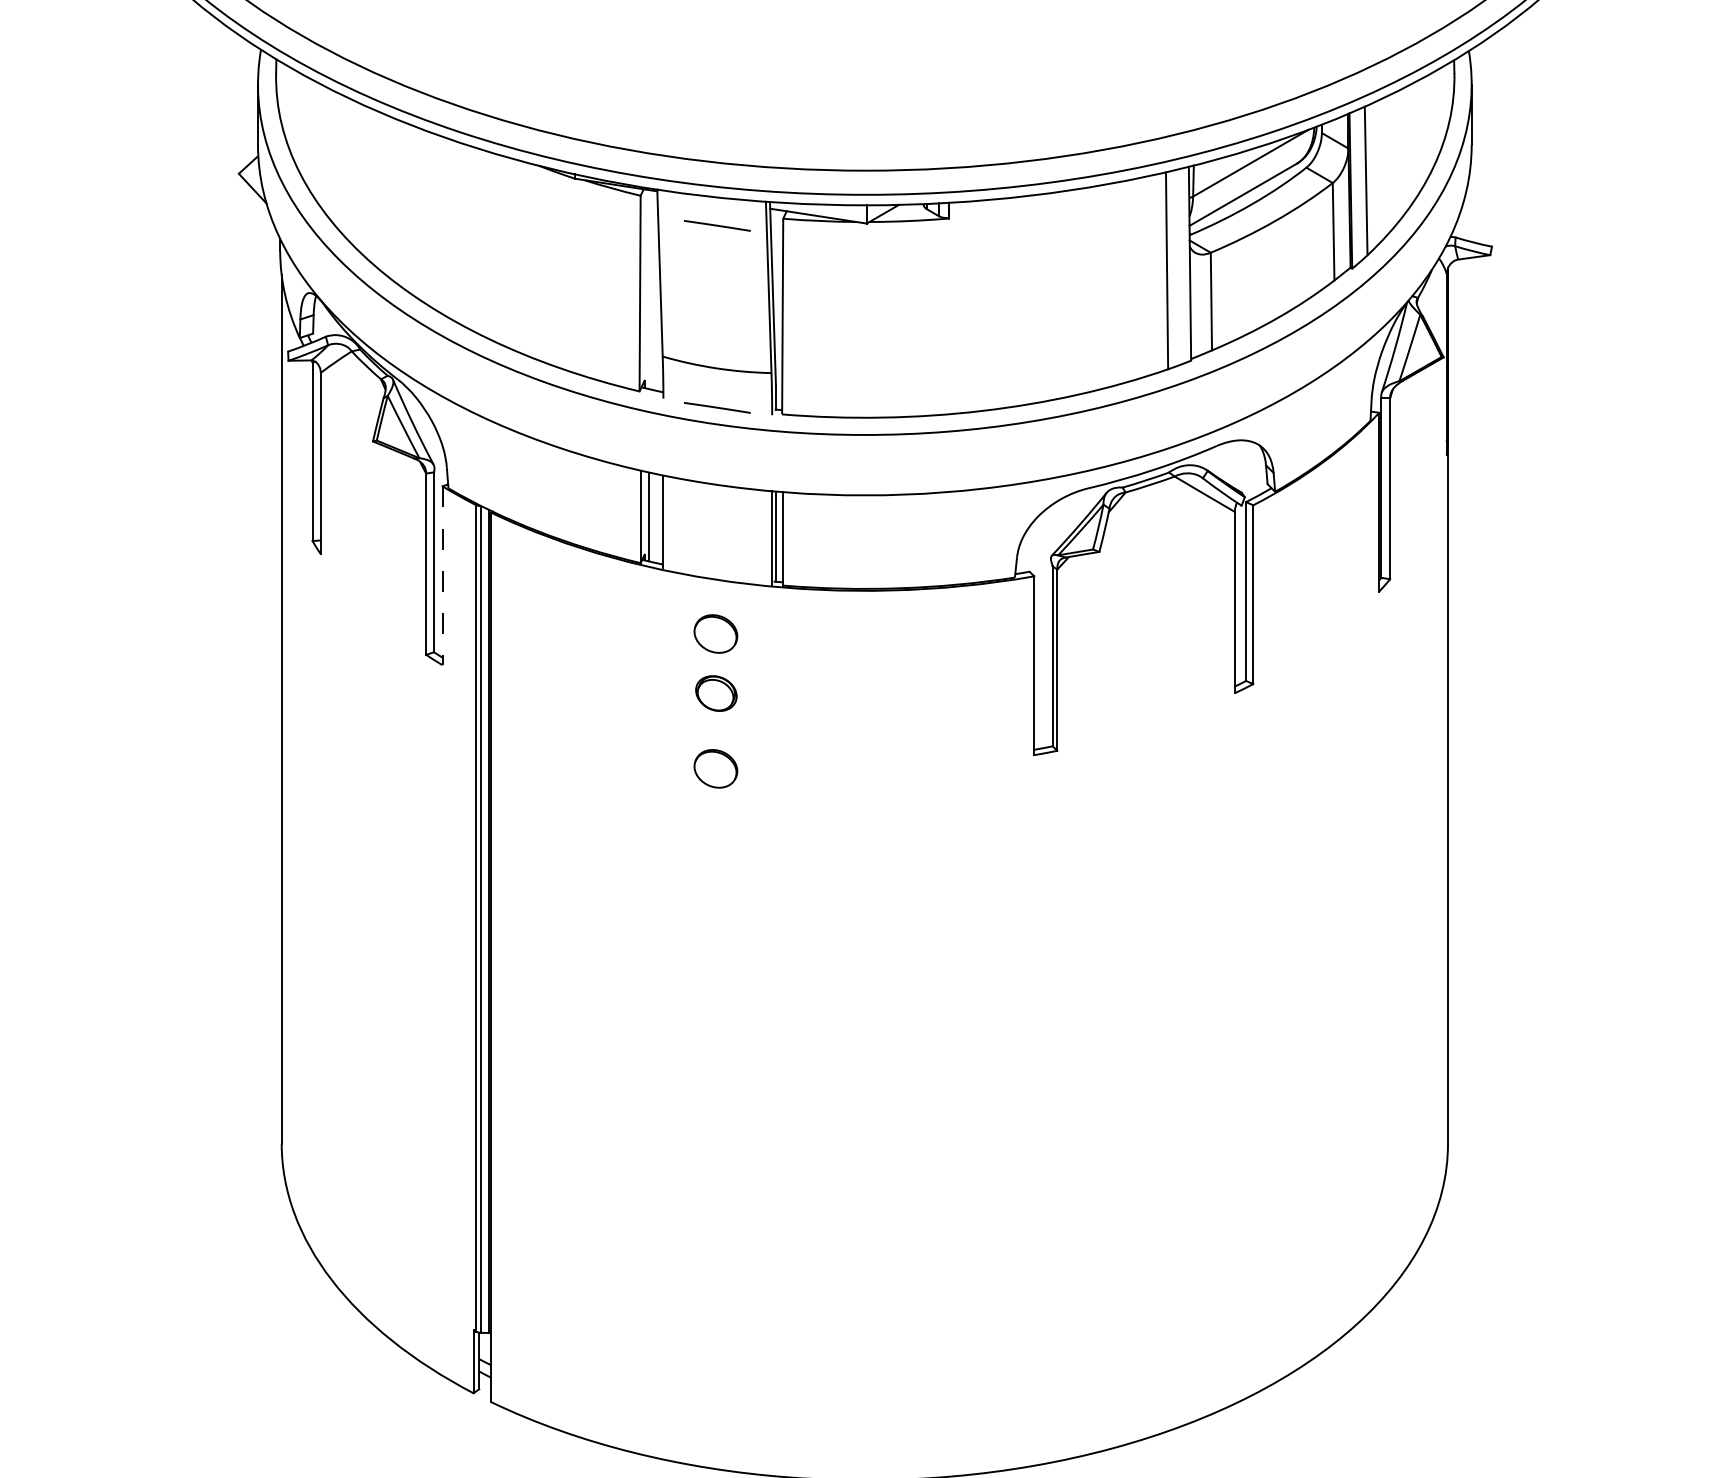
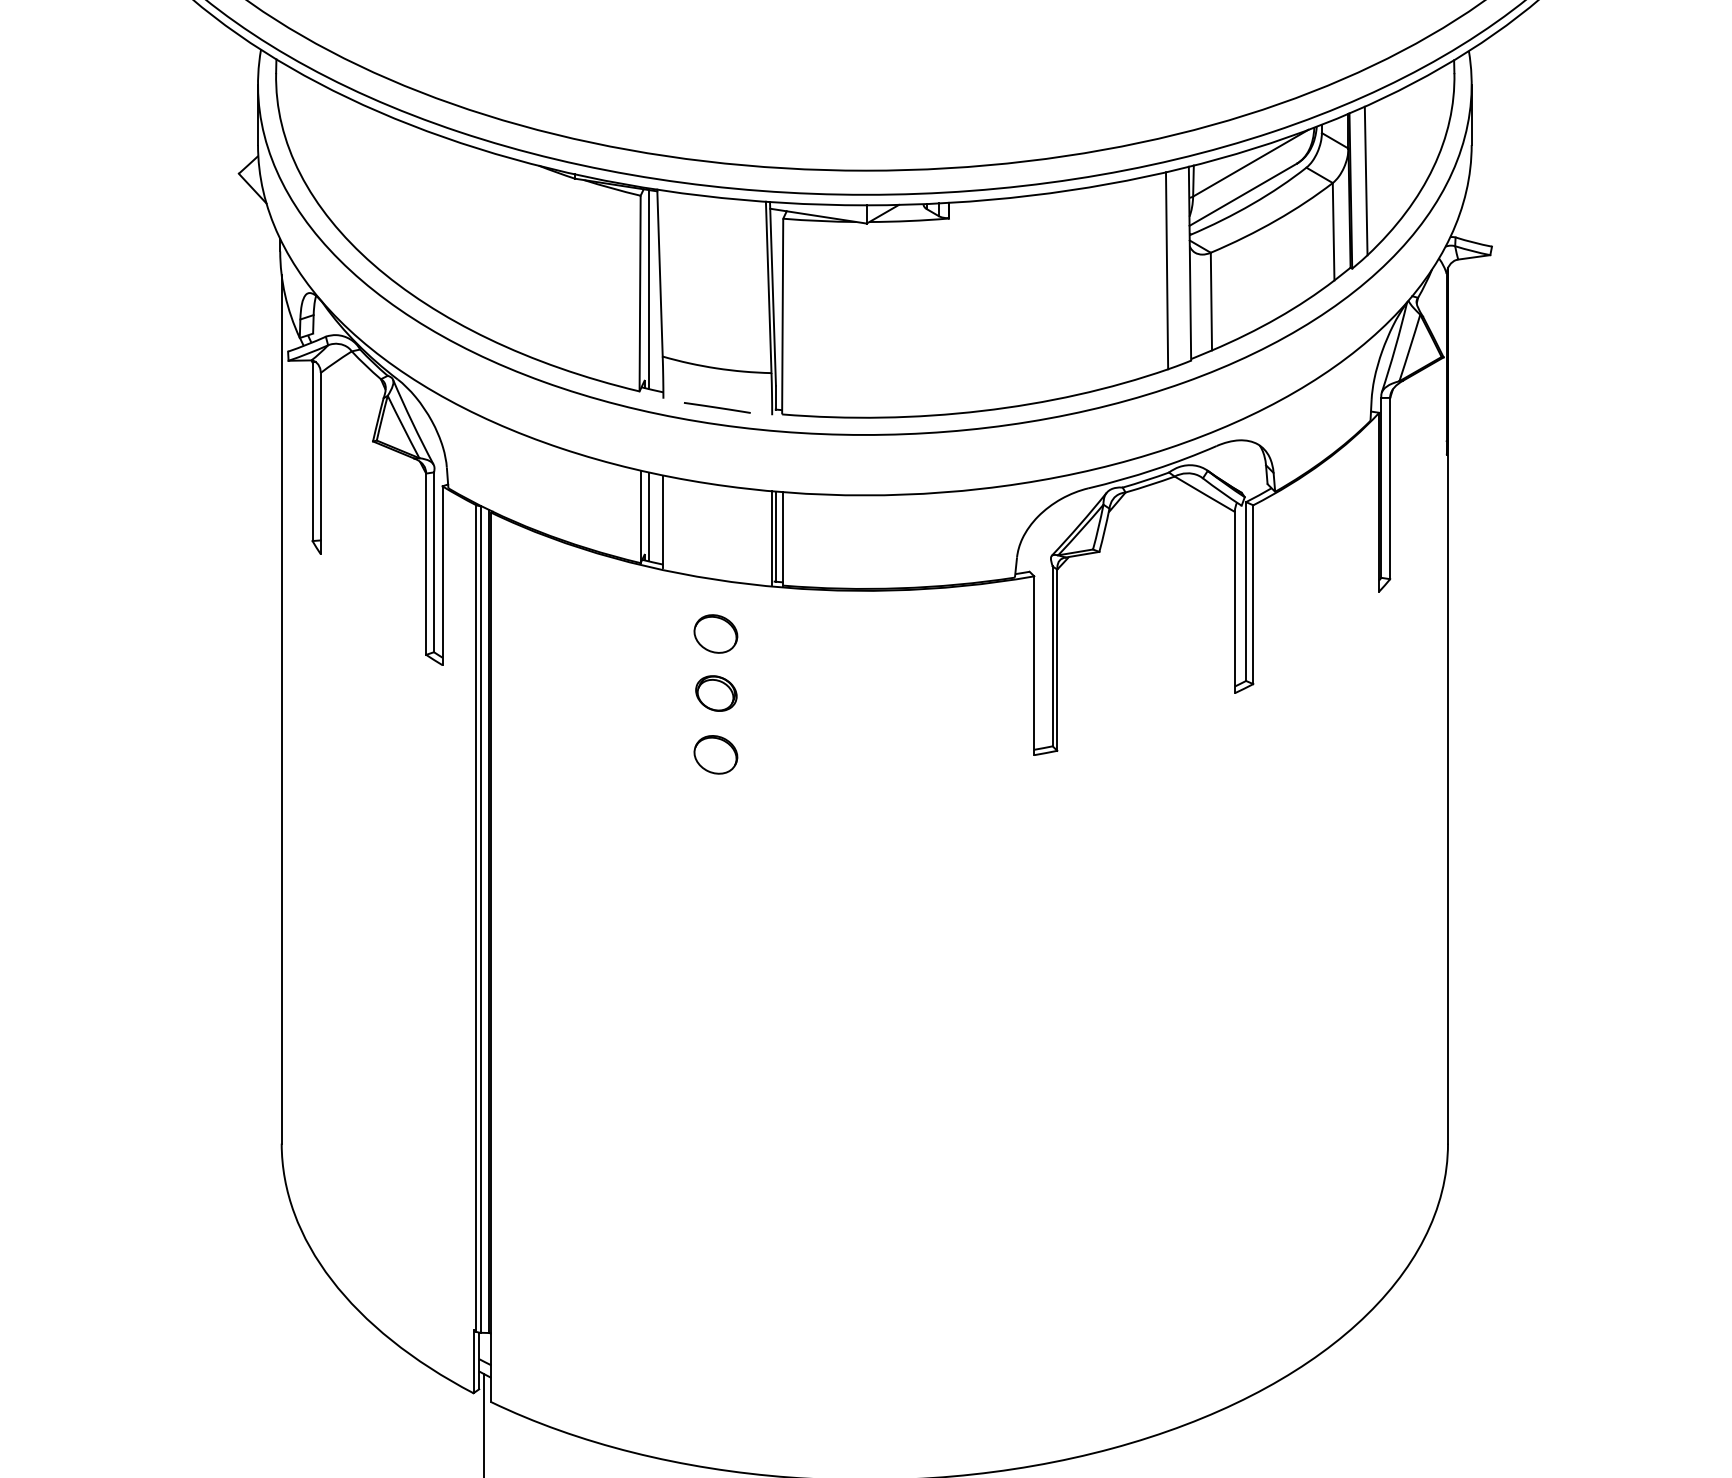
line: present -> none (717, 225)
line: none -> present (649, 289)
line: dashed -> solid (442, 576)
part position: (715, 768) -> (715, 754) (715, 754)
line: none -> present (484, 1424)
